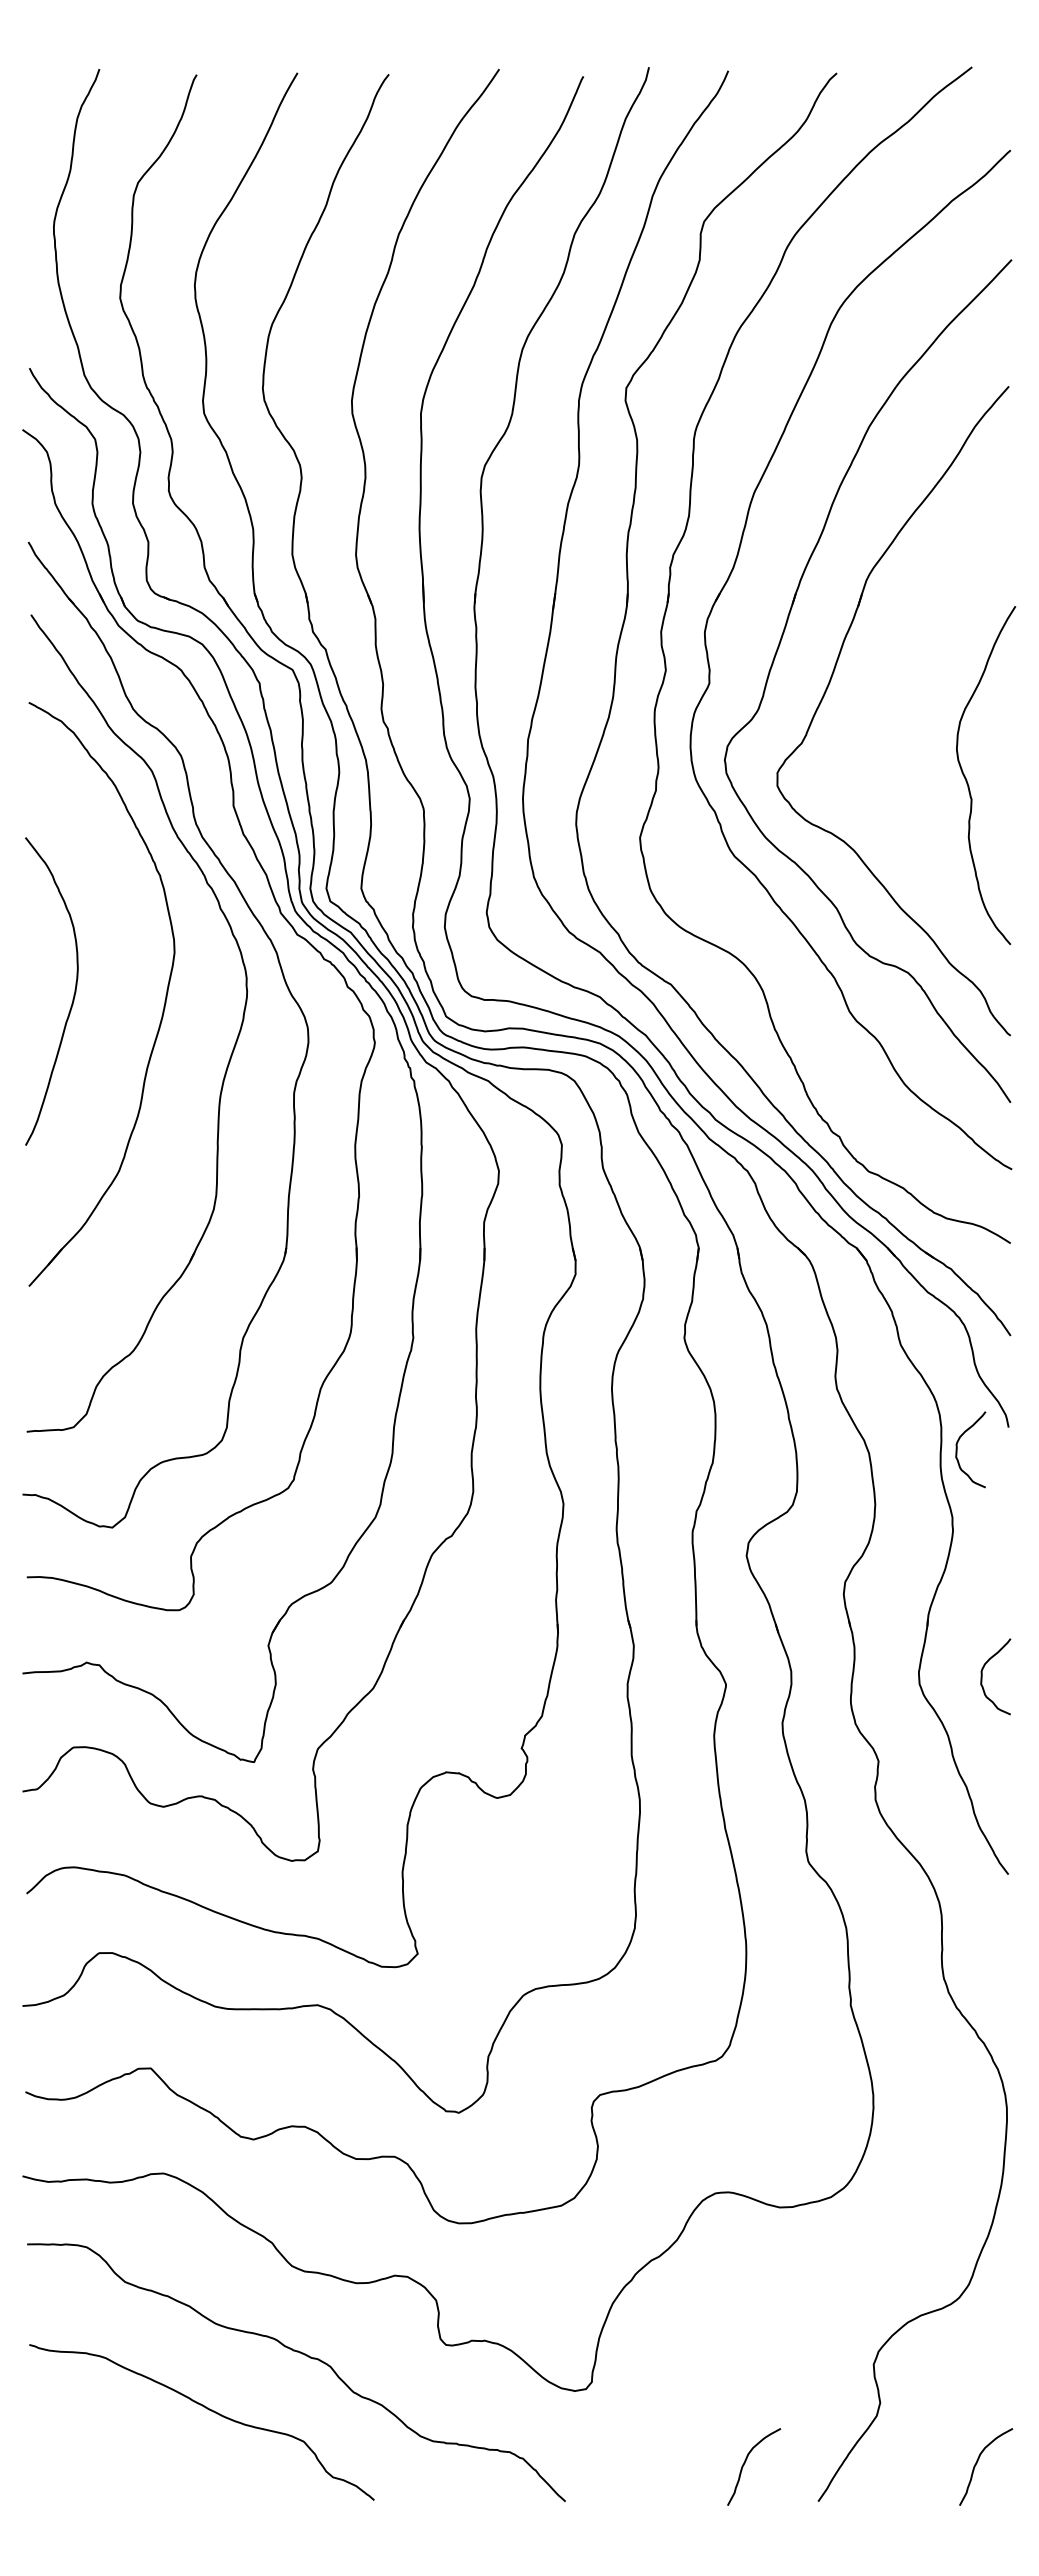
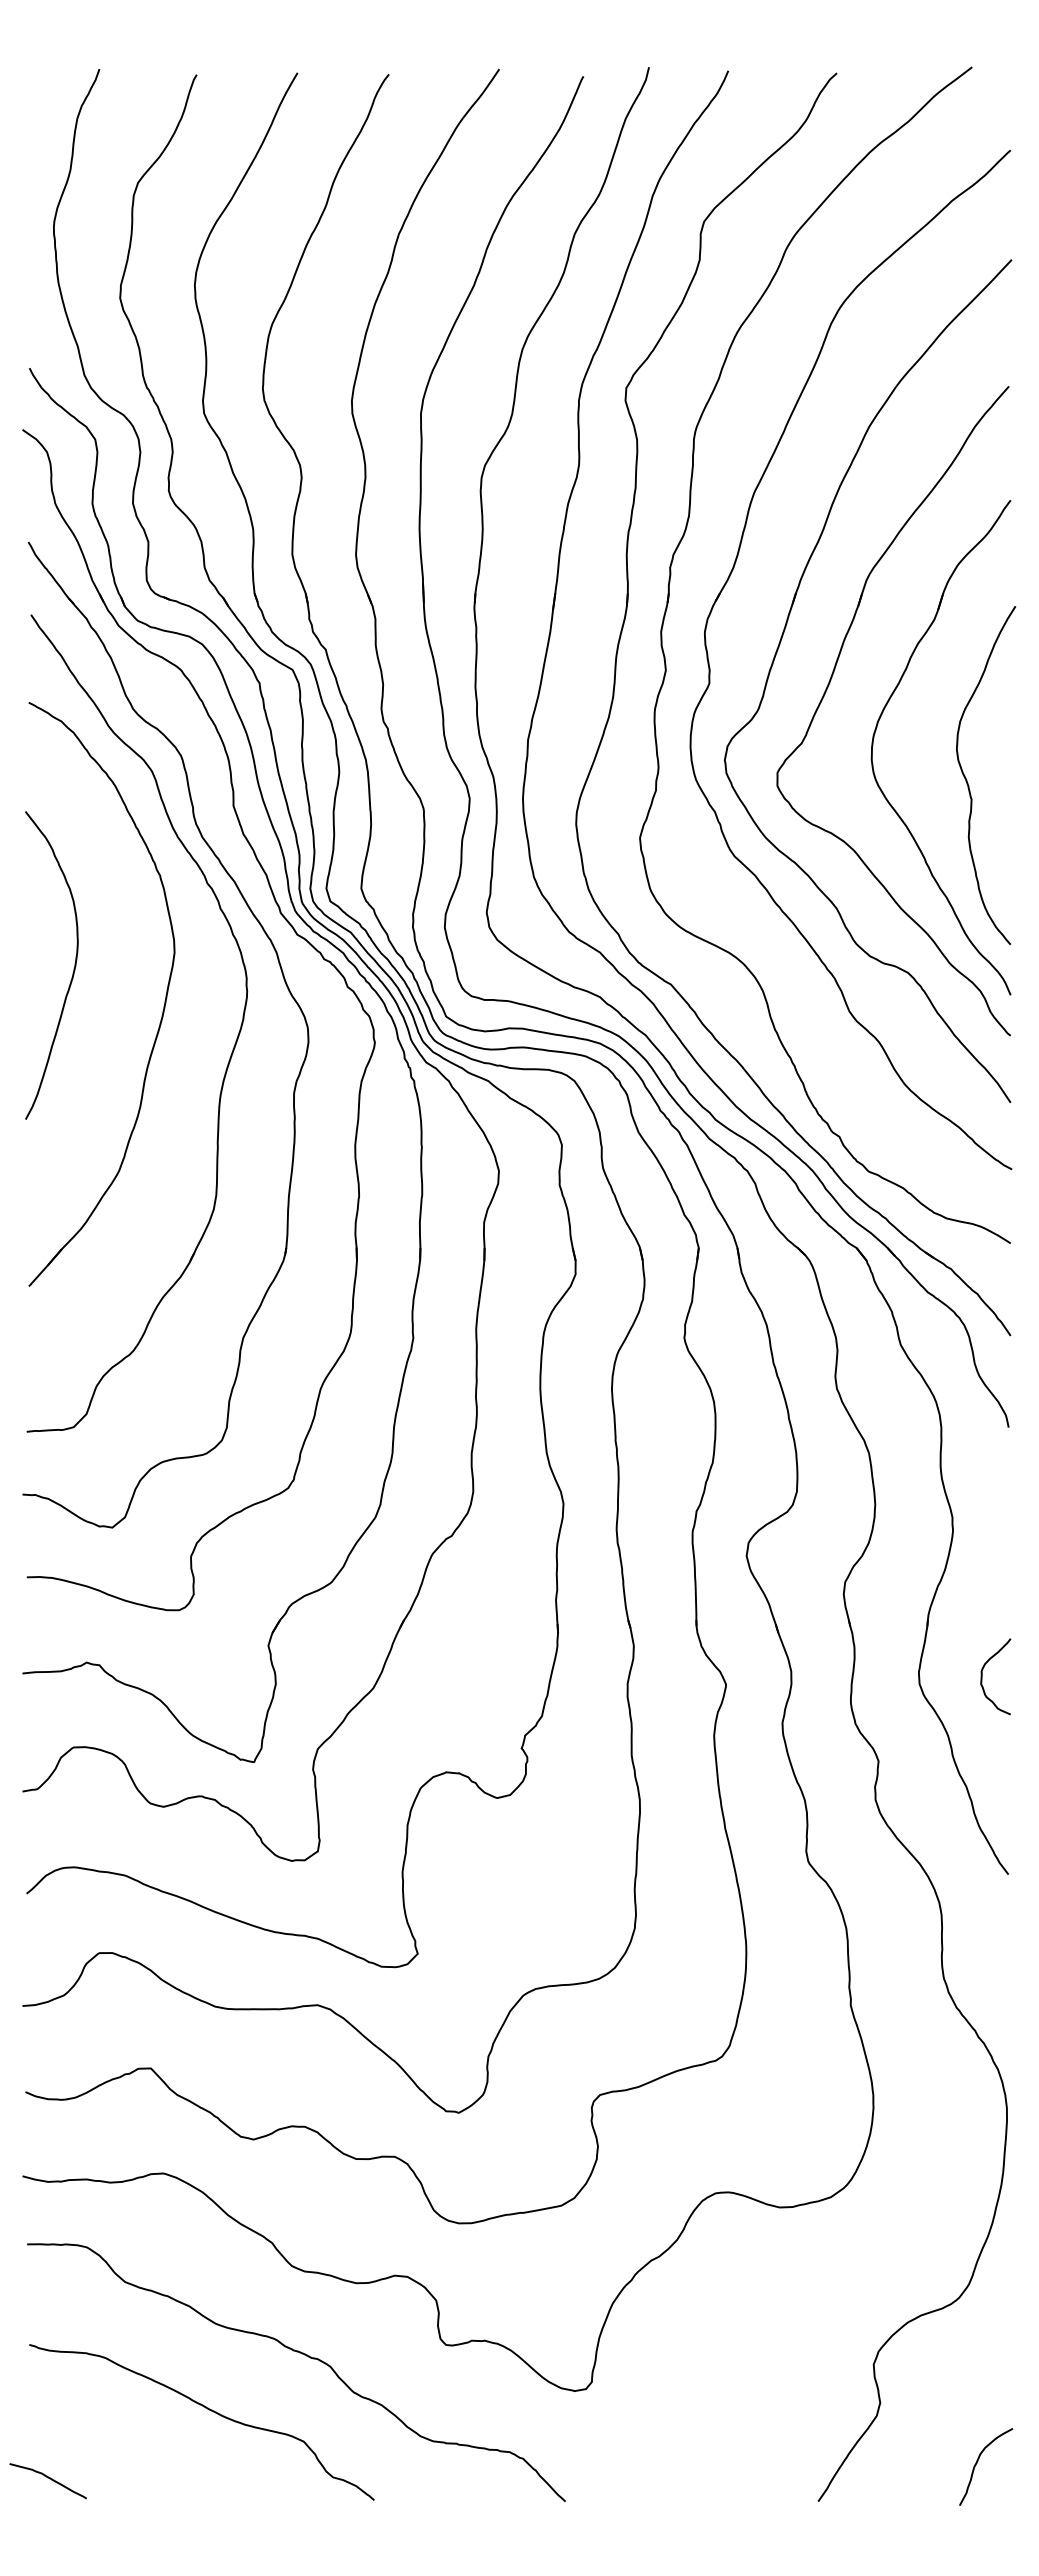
part: none -> present (877, 727)
curve position: (73, 994) -> (73, 968) (73, 968)
curve: present -> none (957, 1449)
curve: present -> none (746, 2461)
curve: none -> present (47, 2478)
